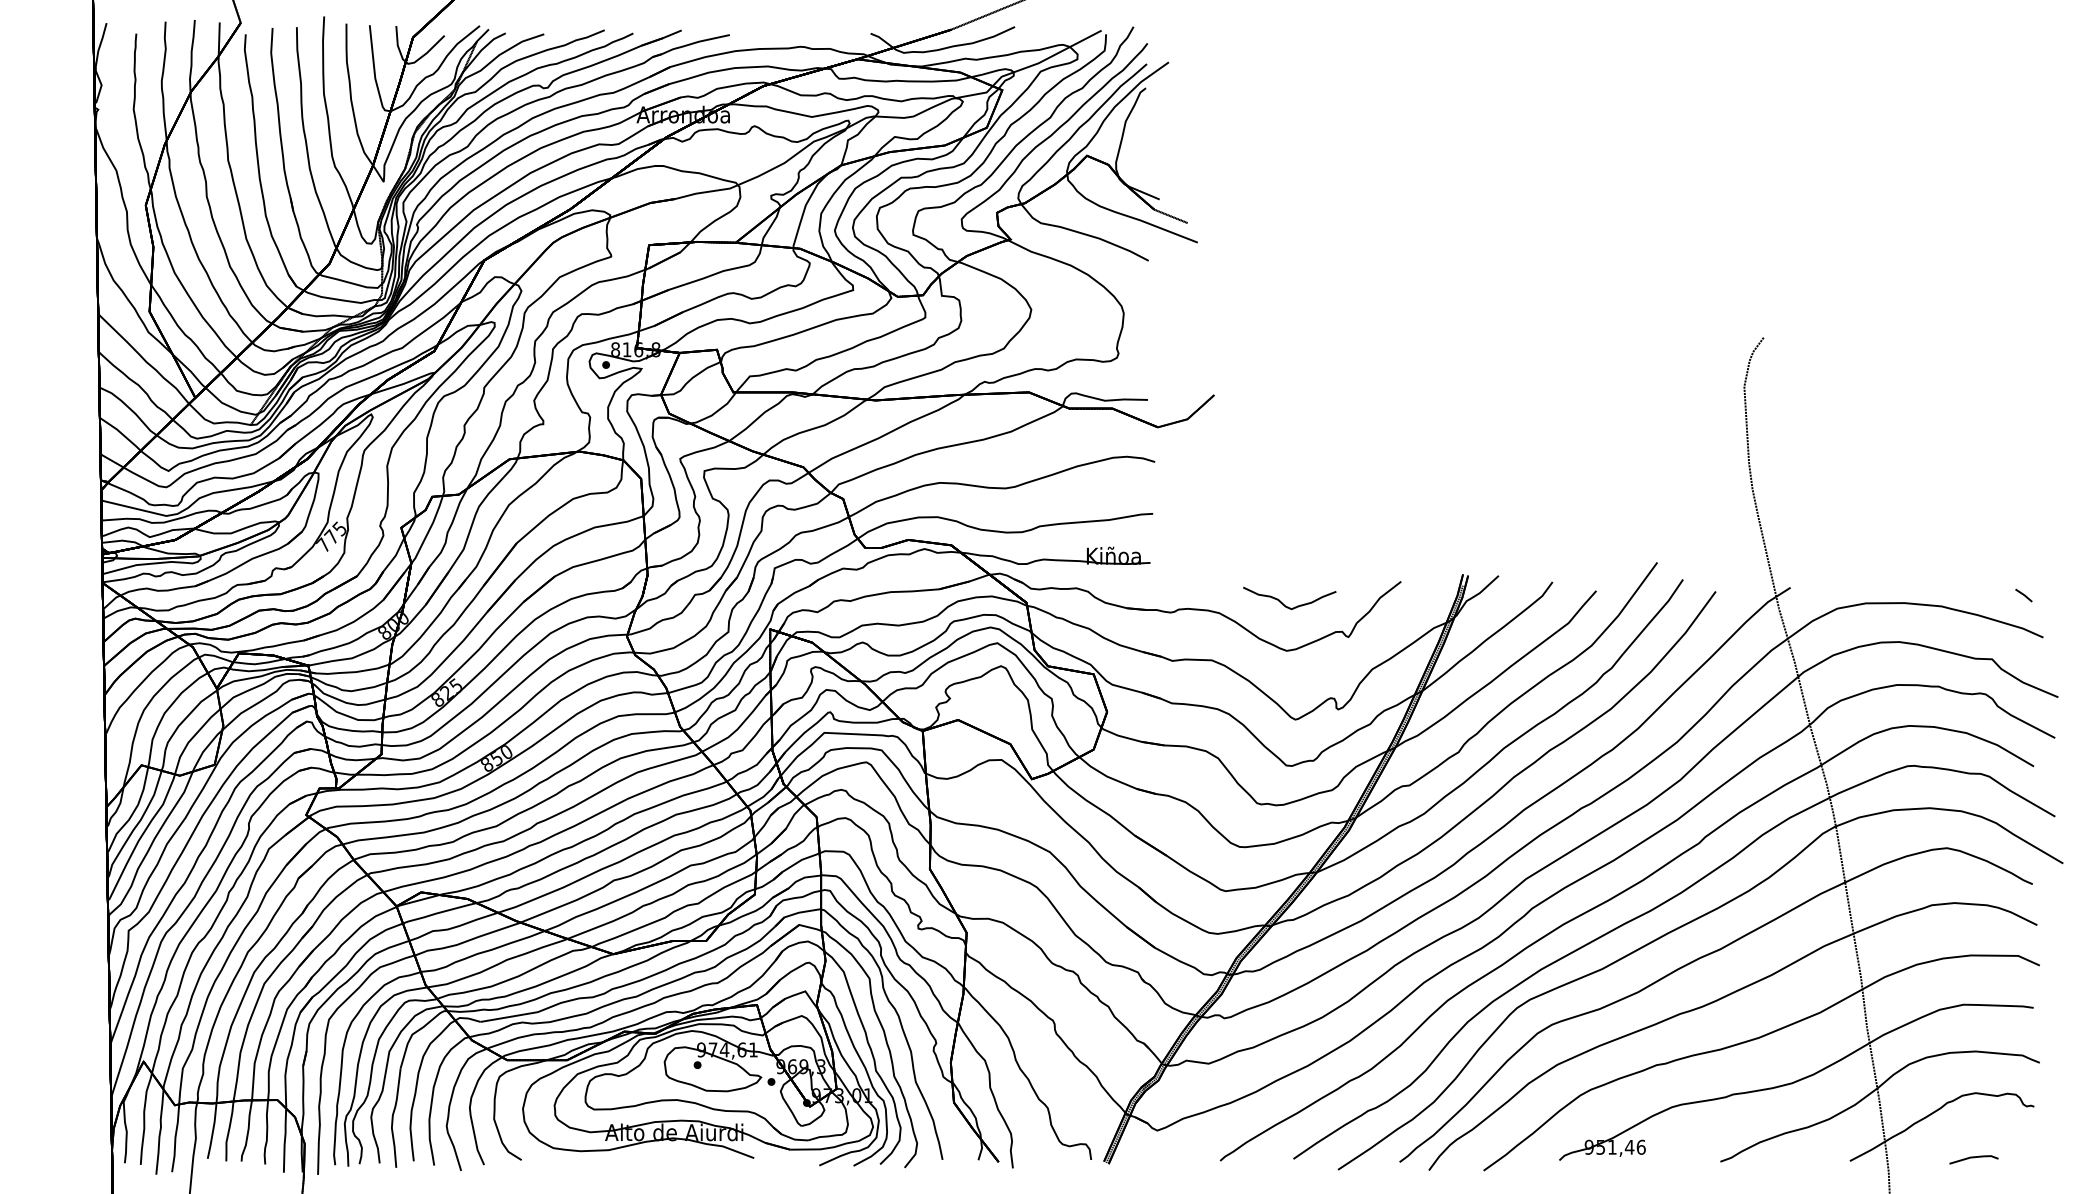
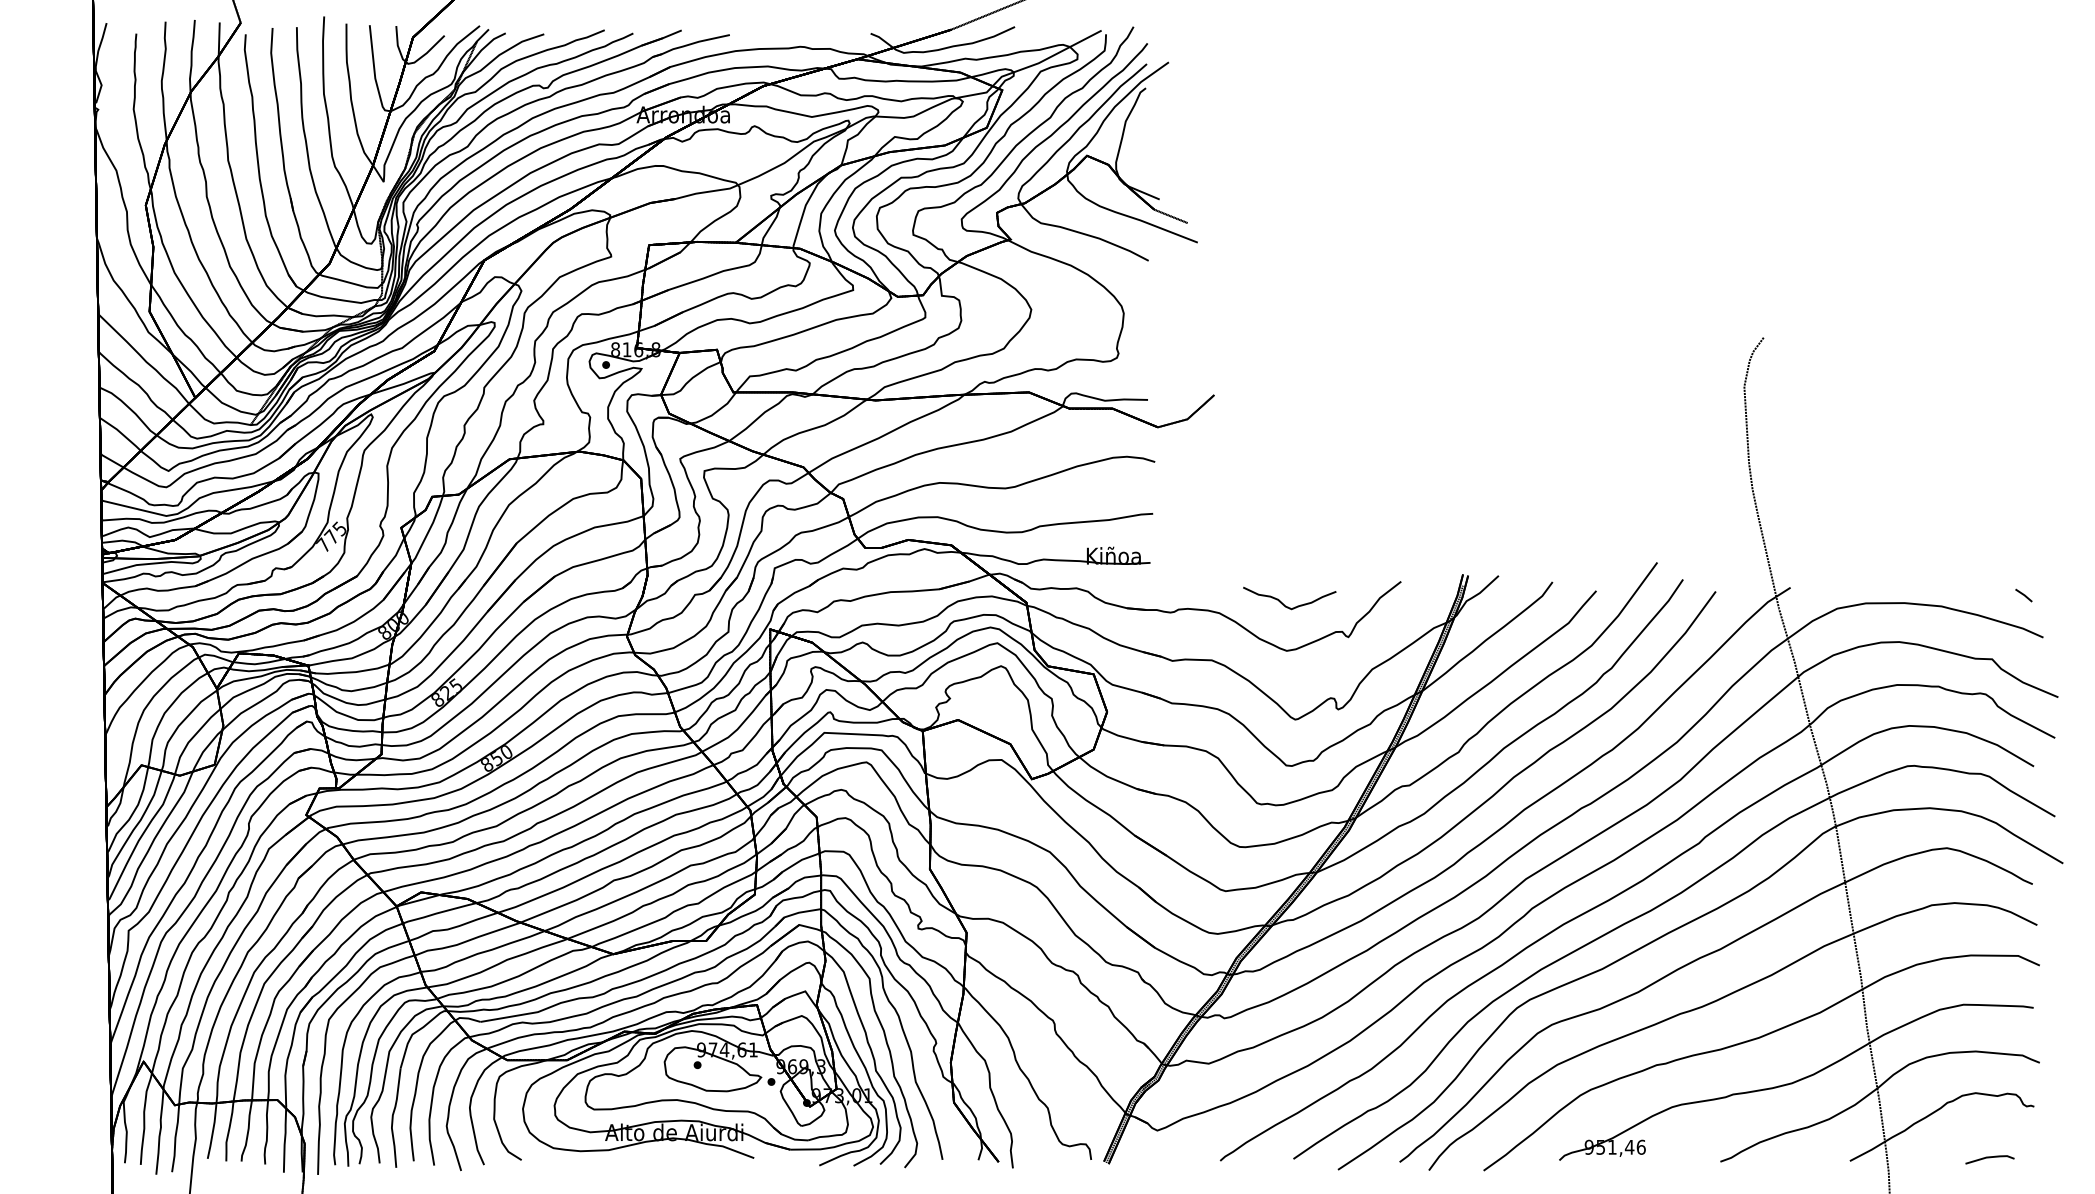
line position: (1973, 1158) -> (1989, 1158) (1989, 1158)
